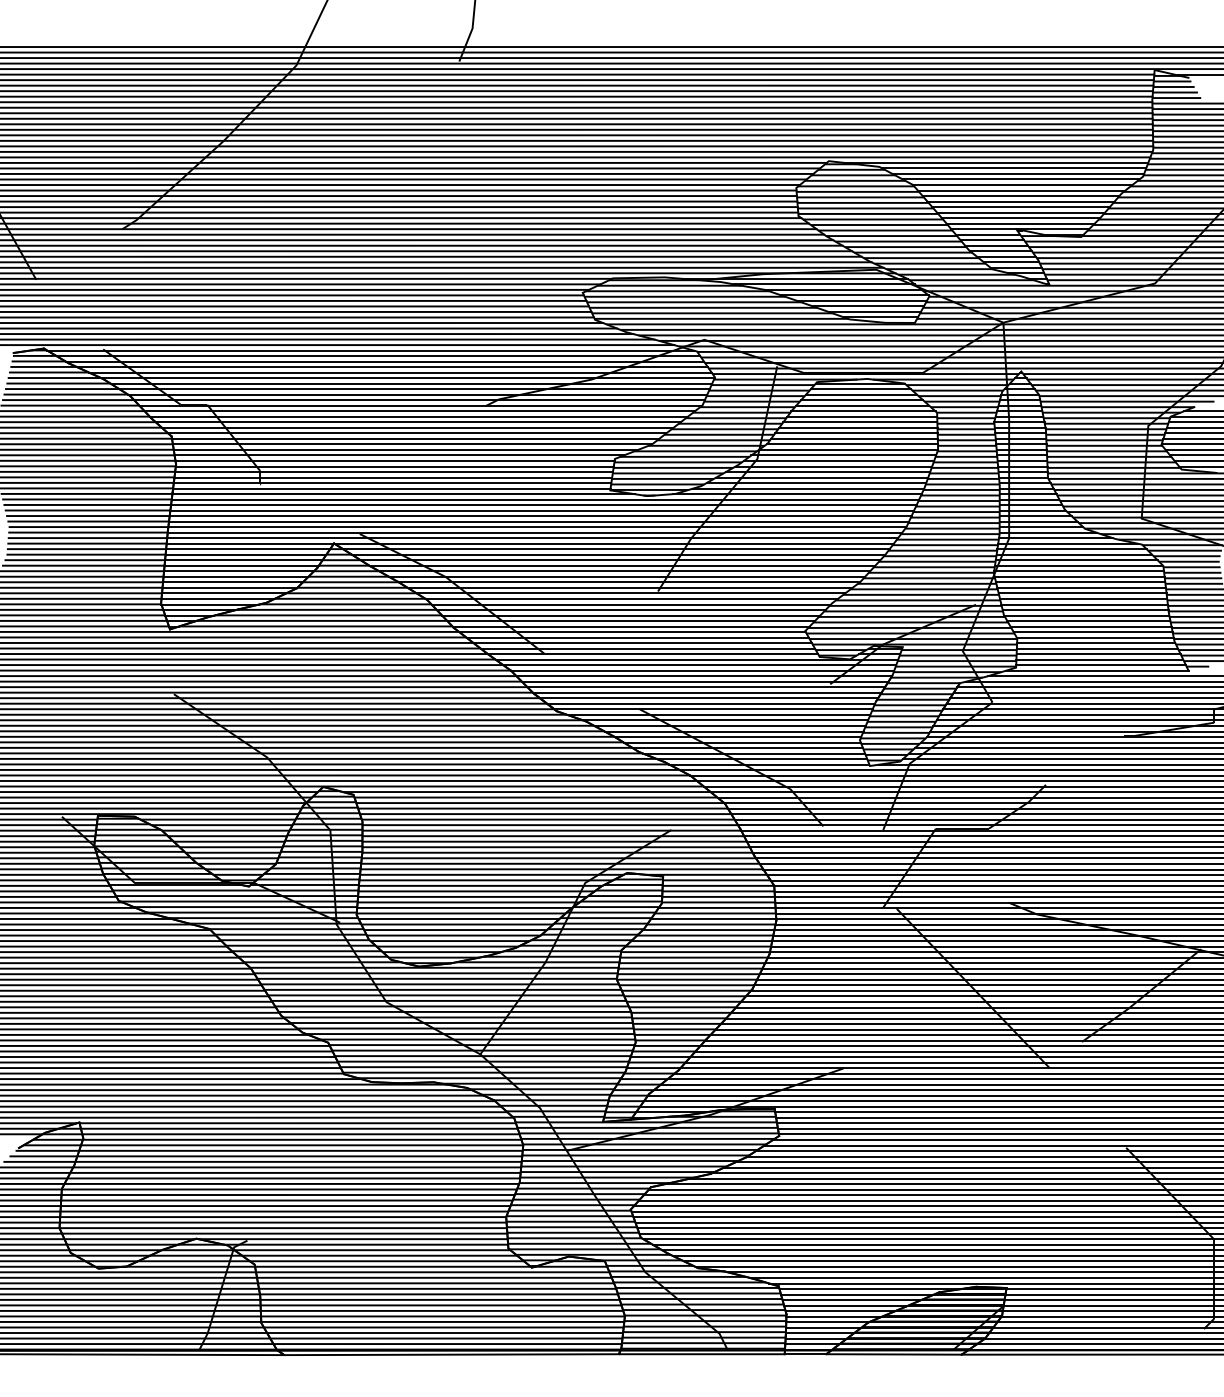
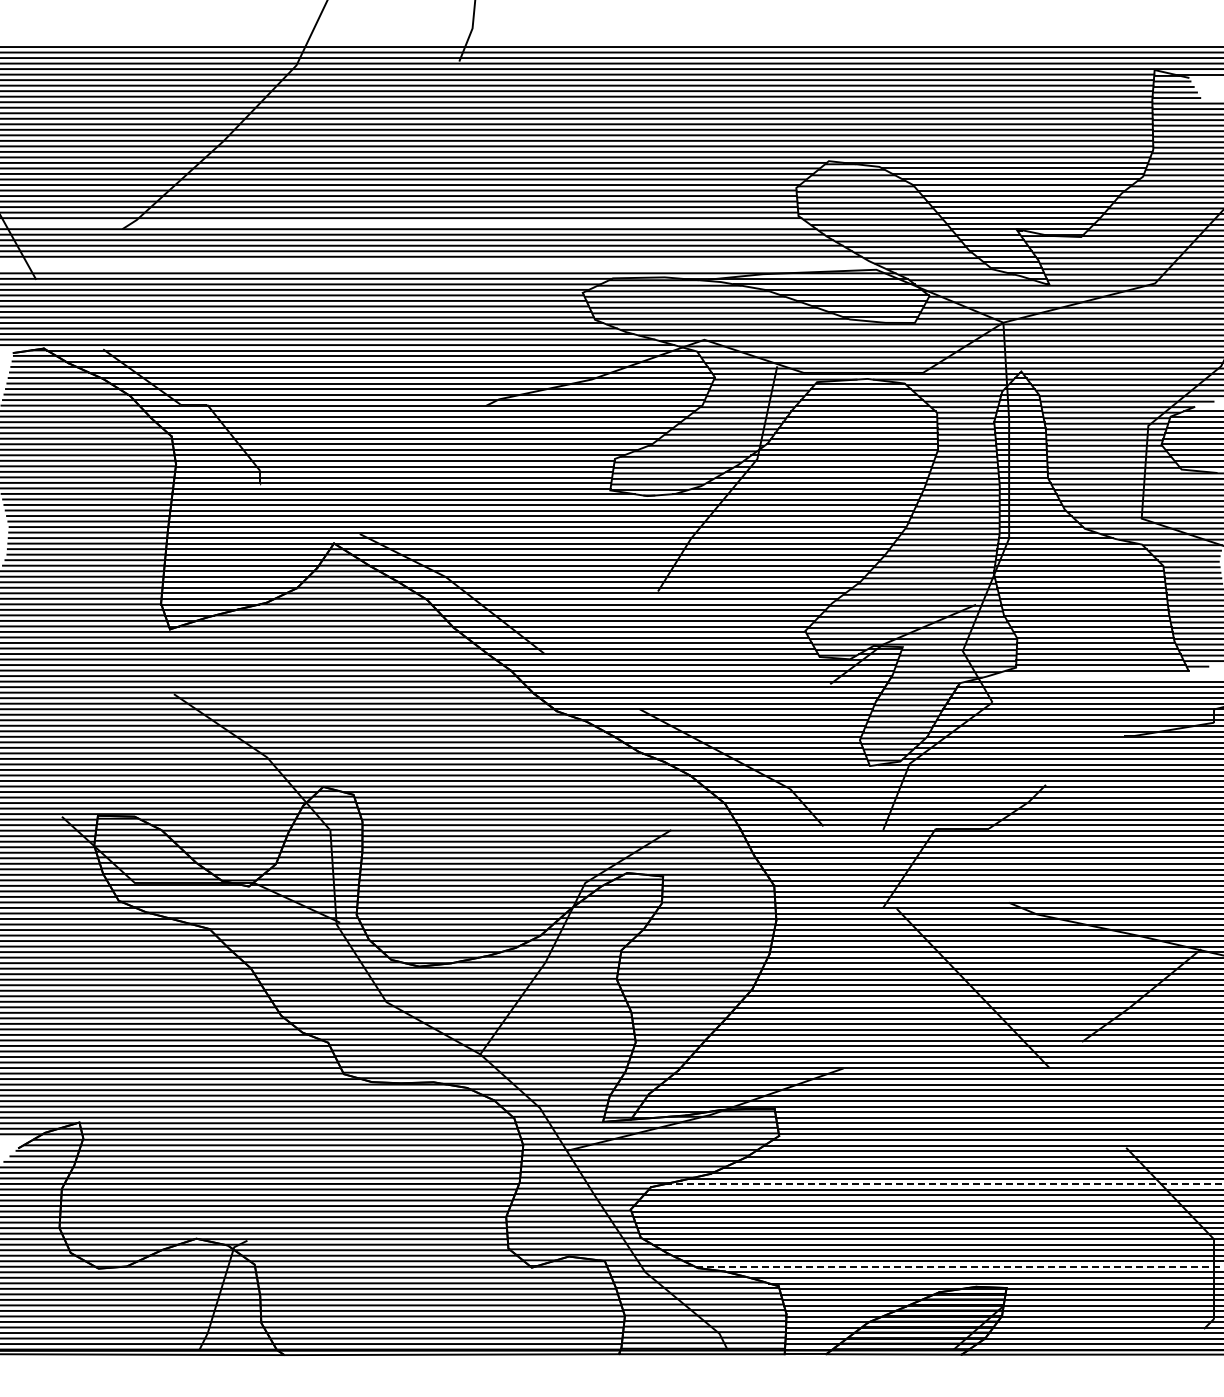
line: present -> none (405, 223)
line: present -> none (436, 262)
line: present -> none (442, 267)
line: present -> none (1103, 676)
line: solid -> dashed (944, 1184)
line: solid -> dashed (959, 1266)
